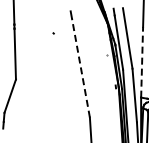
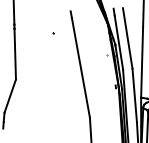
line: dashed -> solid (142, 61)
line: dashed -> solid (80, 67)
